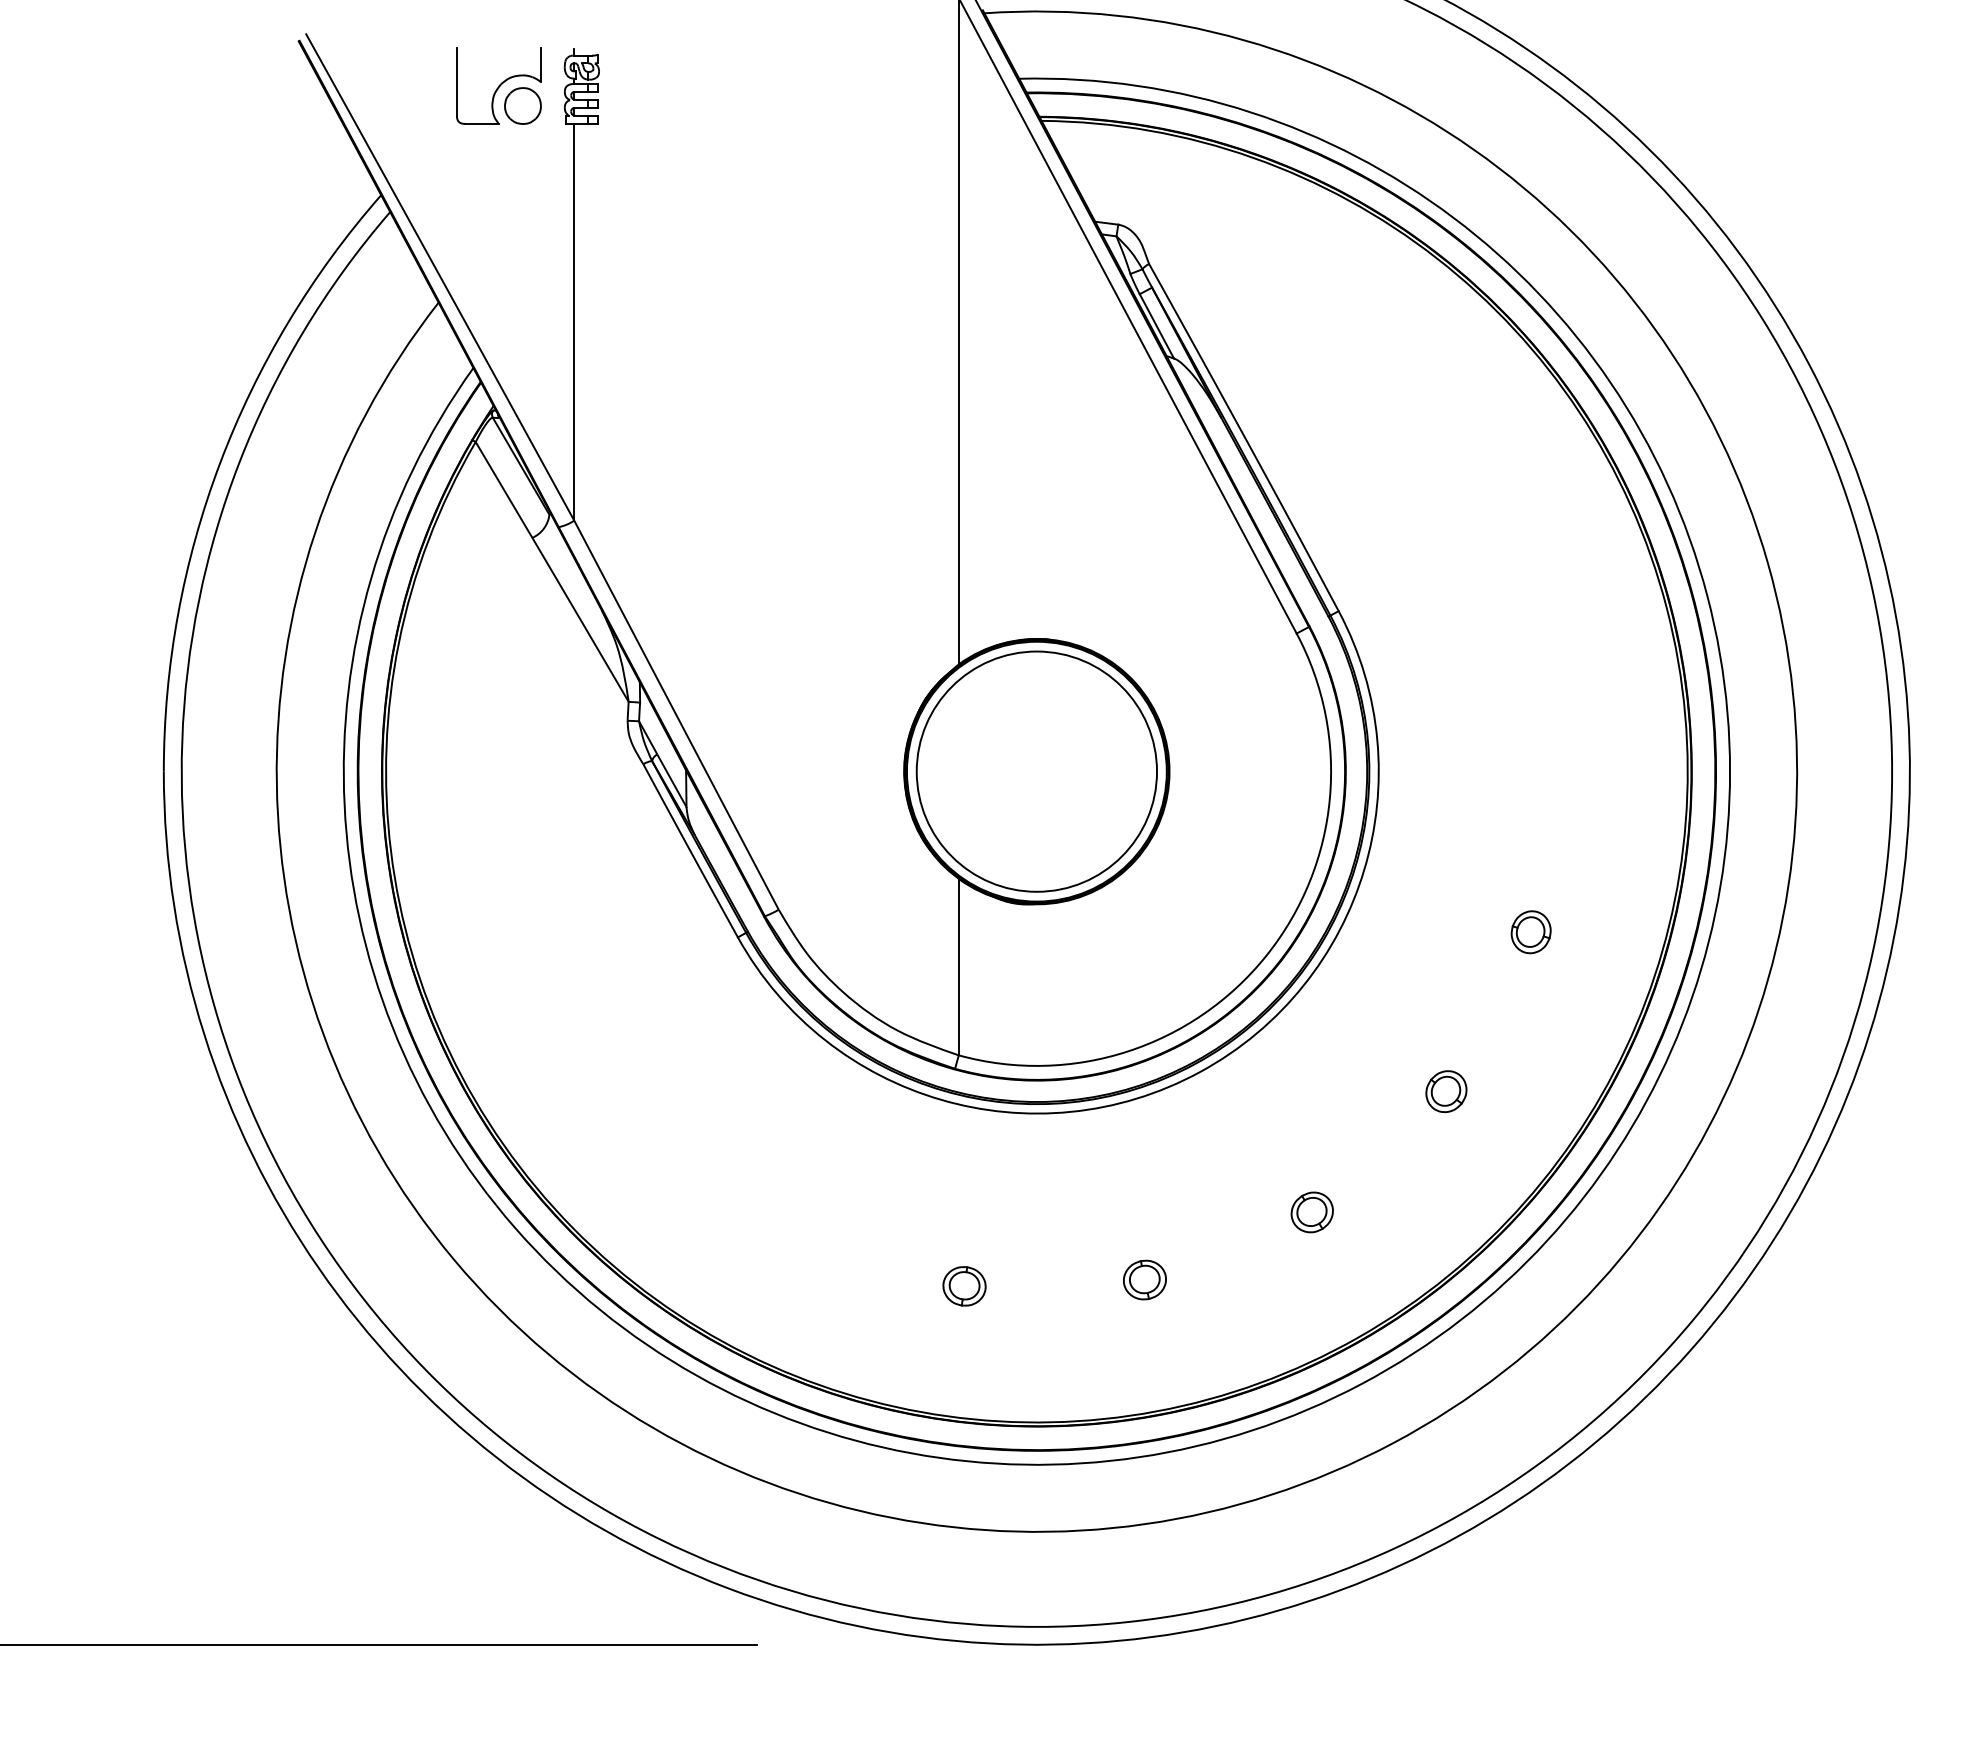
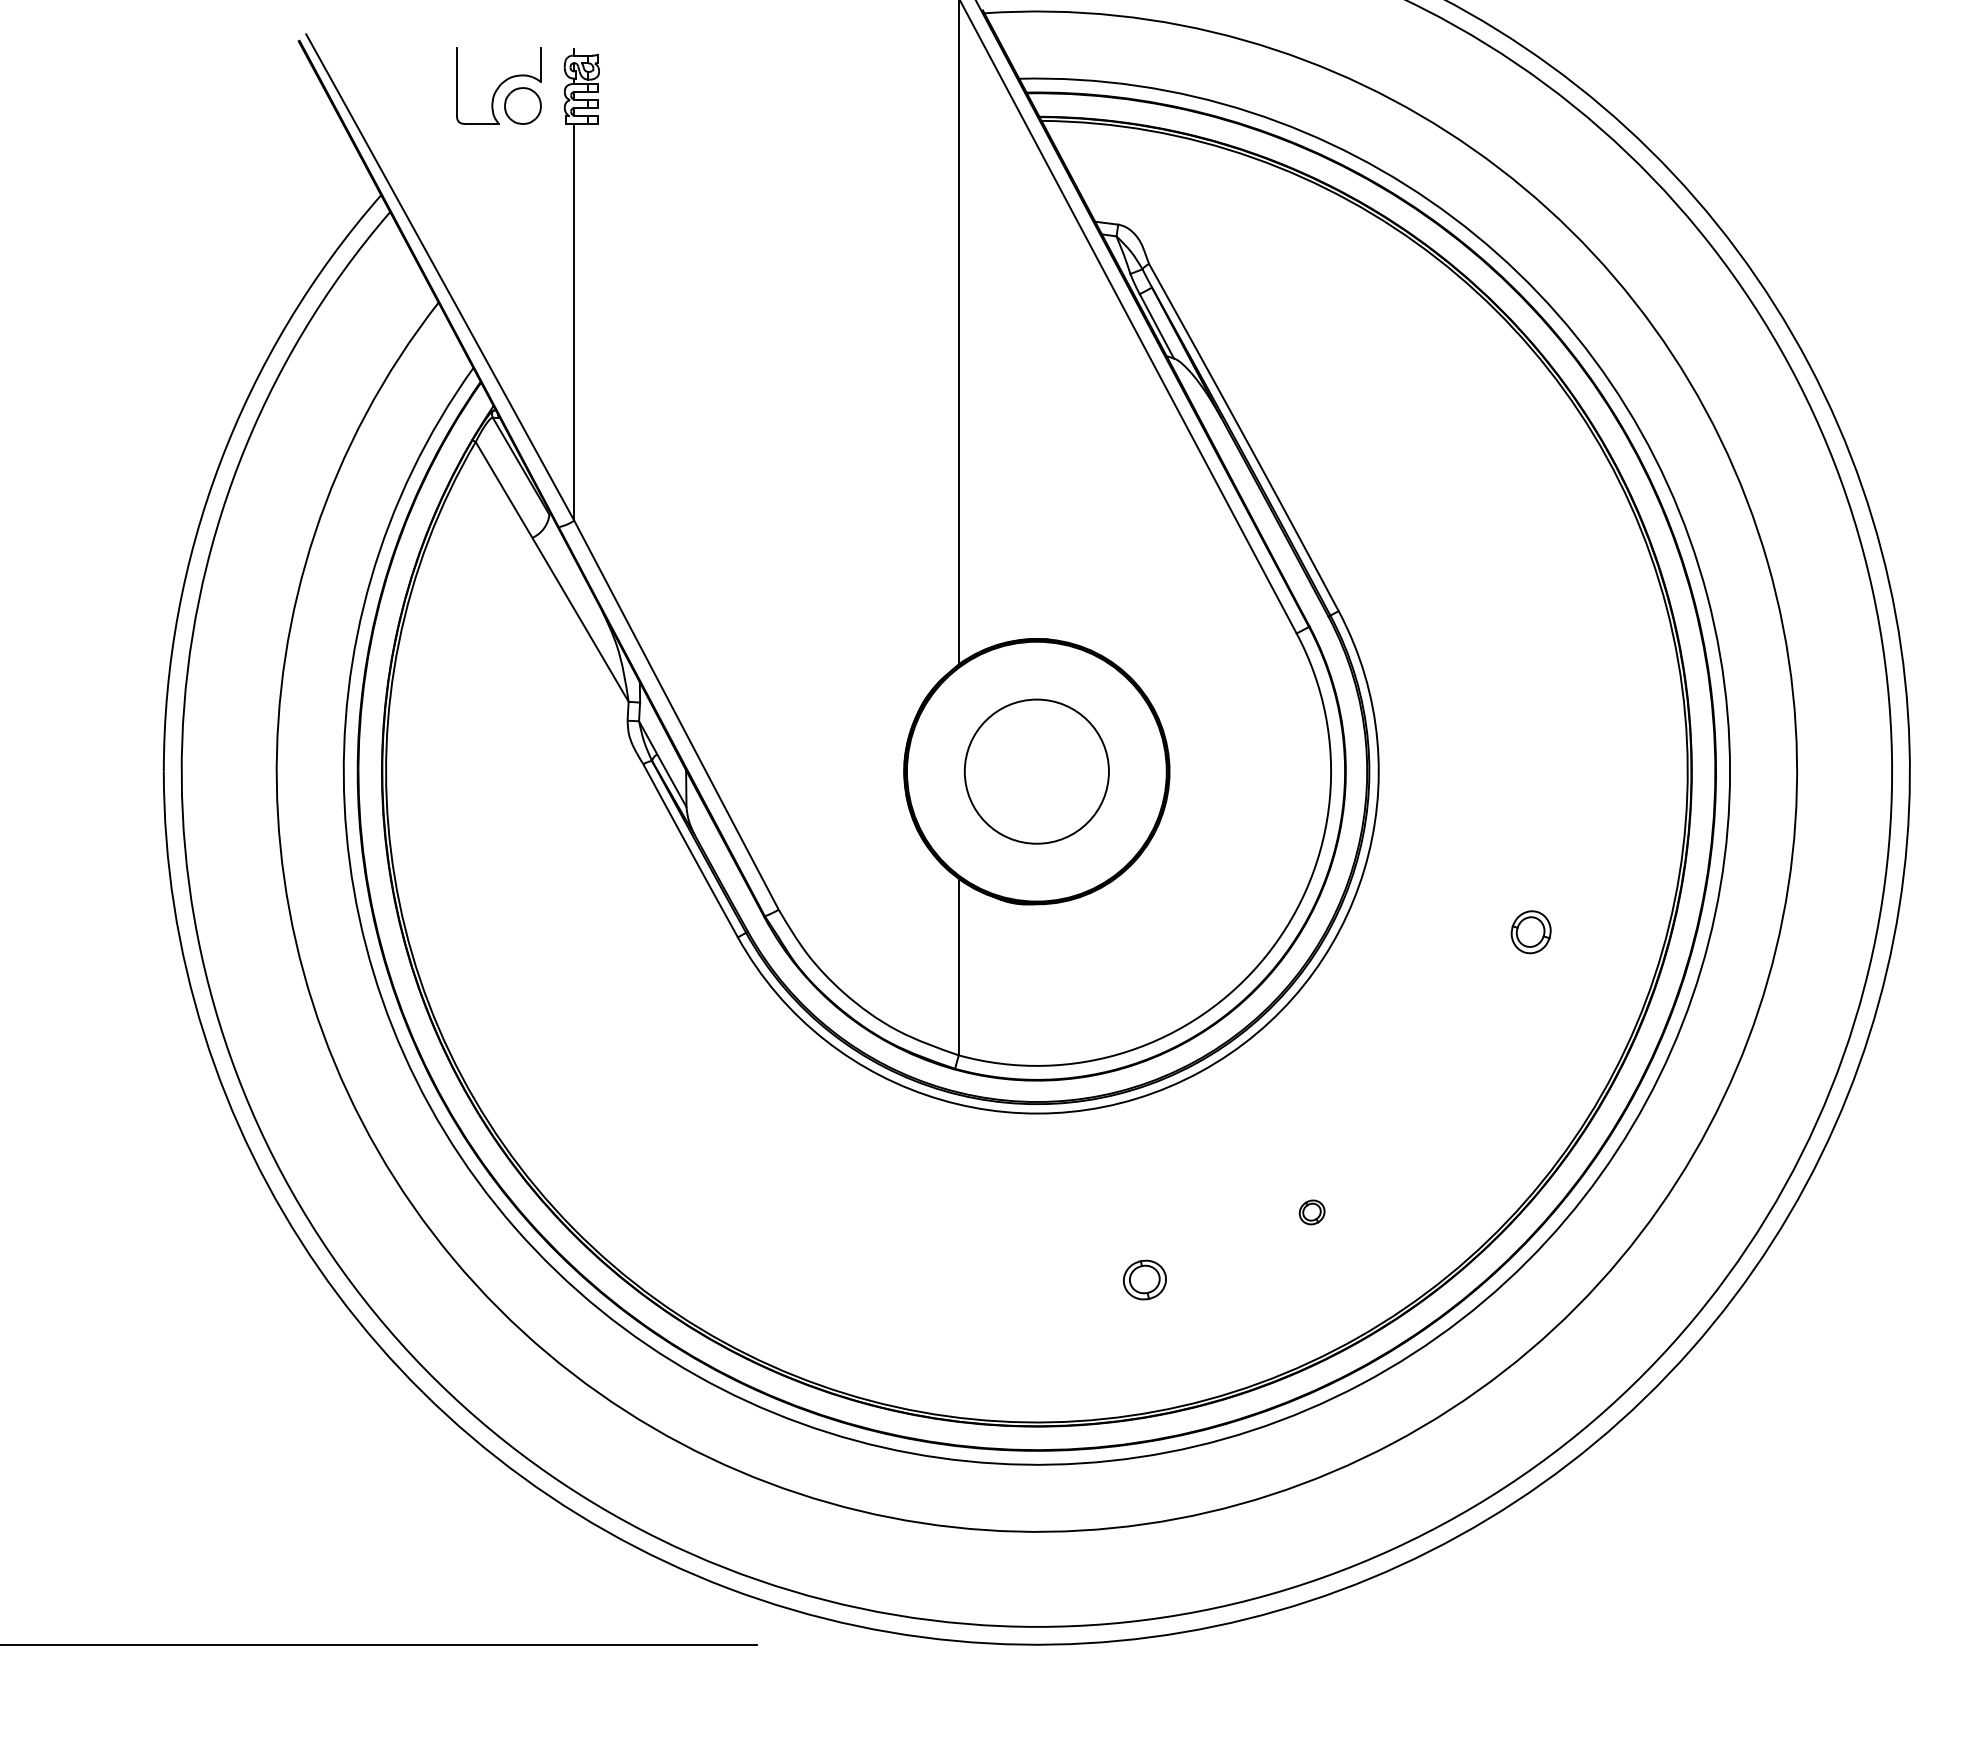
circle diameter: 240 px -> 144 px (1036, 771)
part: present -> none (1446, 1091)
part size: 44x43 px -> 28x27 px (1311, 1212)
part: present -> none (964, 1286)
